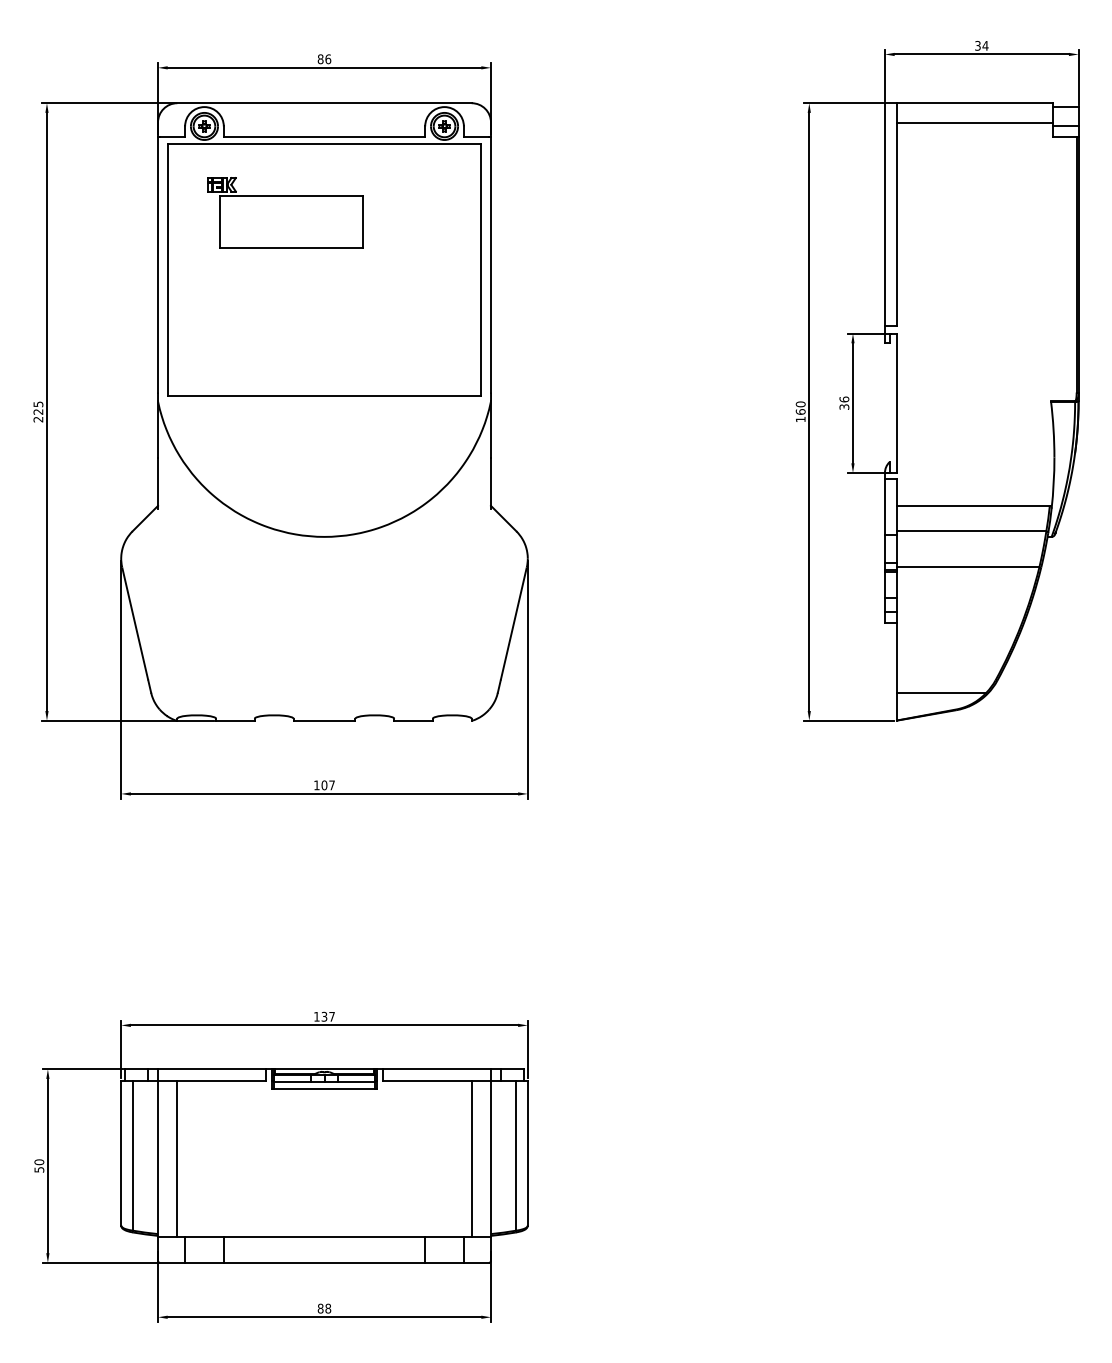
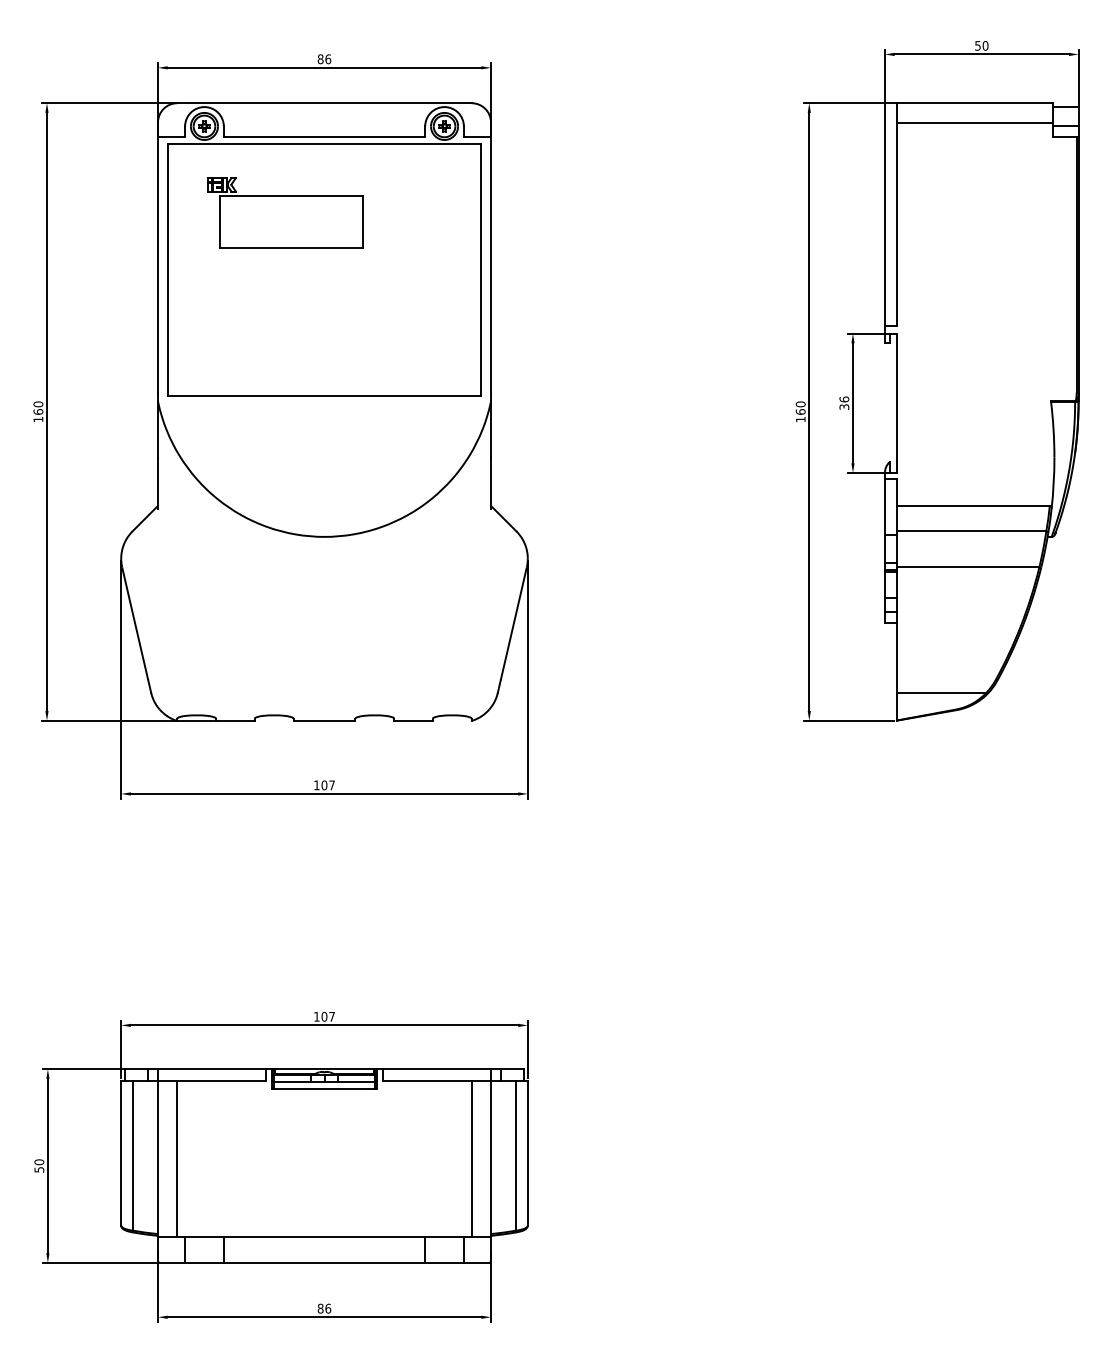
text: 34 -> 50 (981, 45)
text: 225 -> 160 (38, 411)
text: 137 -> 107 (324, 1016)
text: 88 -> 86 (328, 1308)
